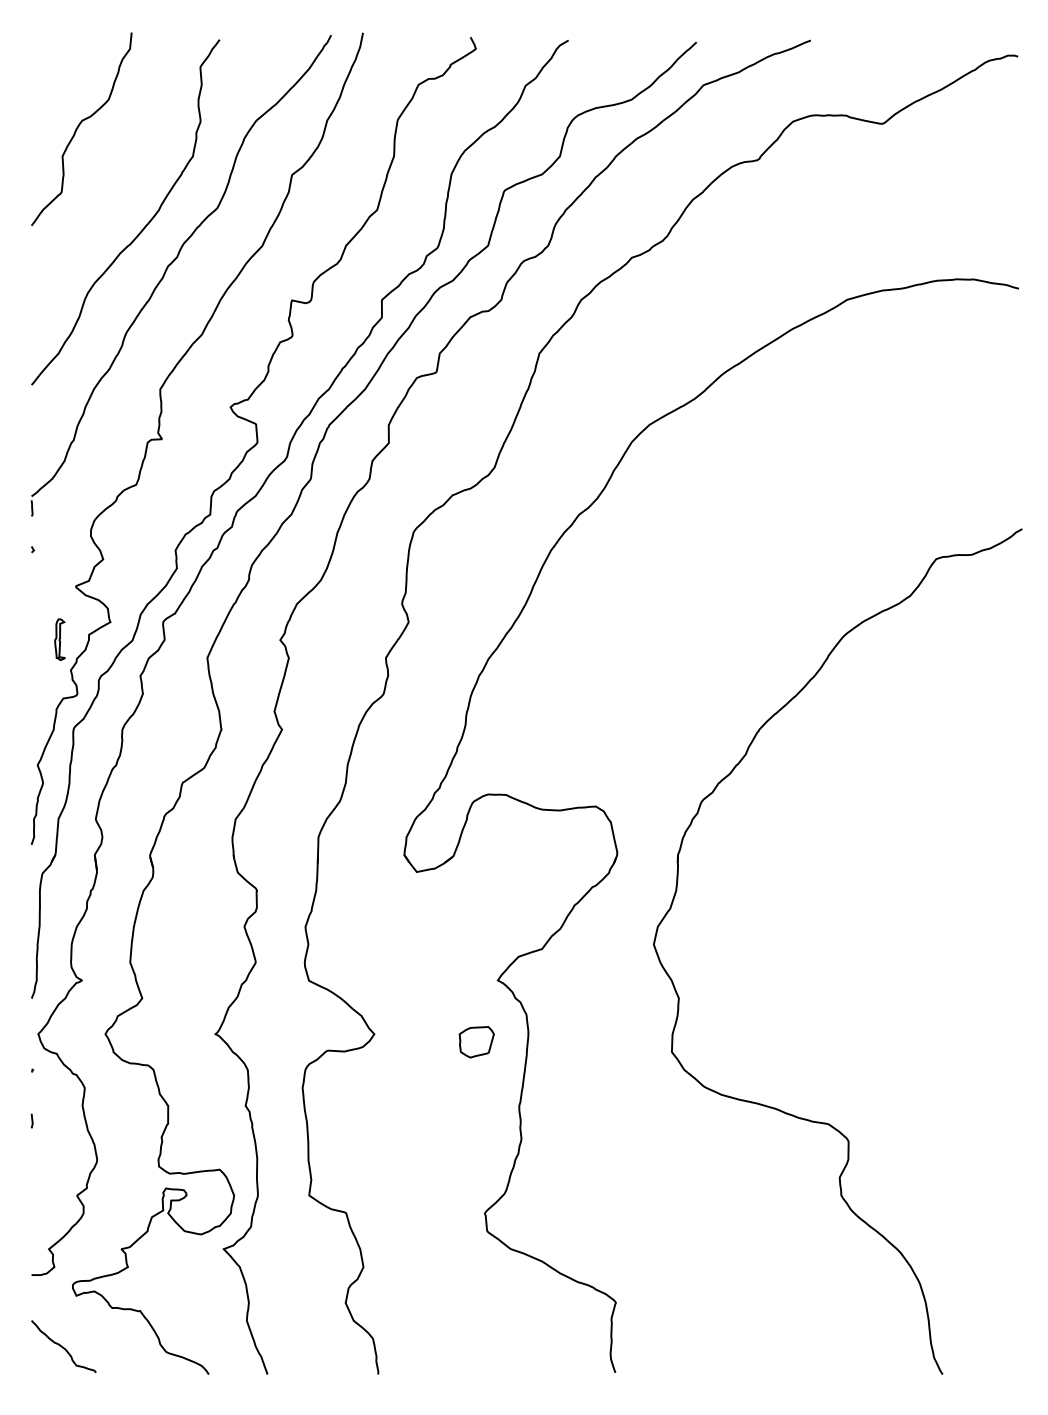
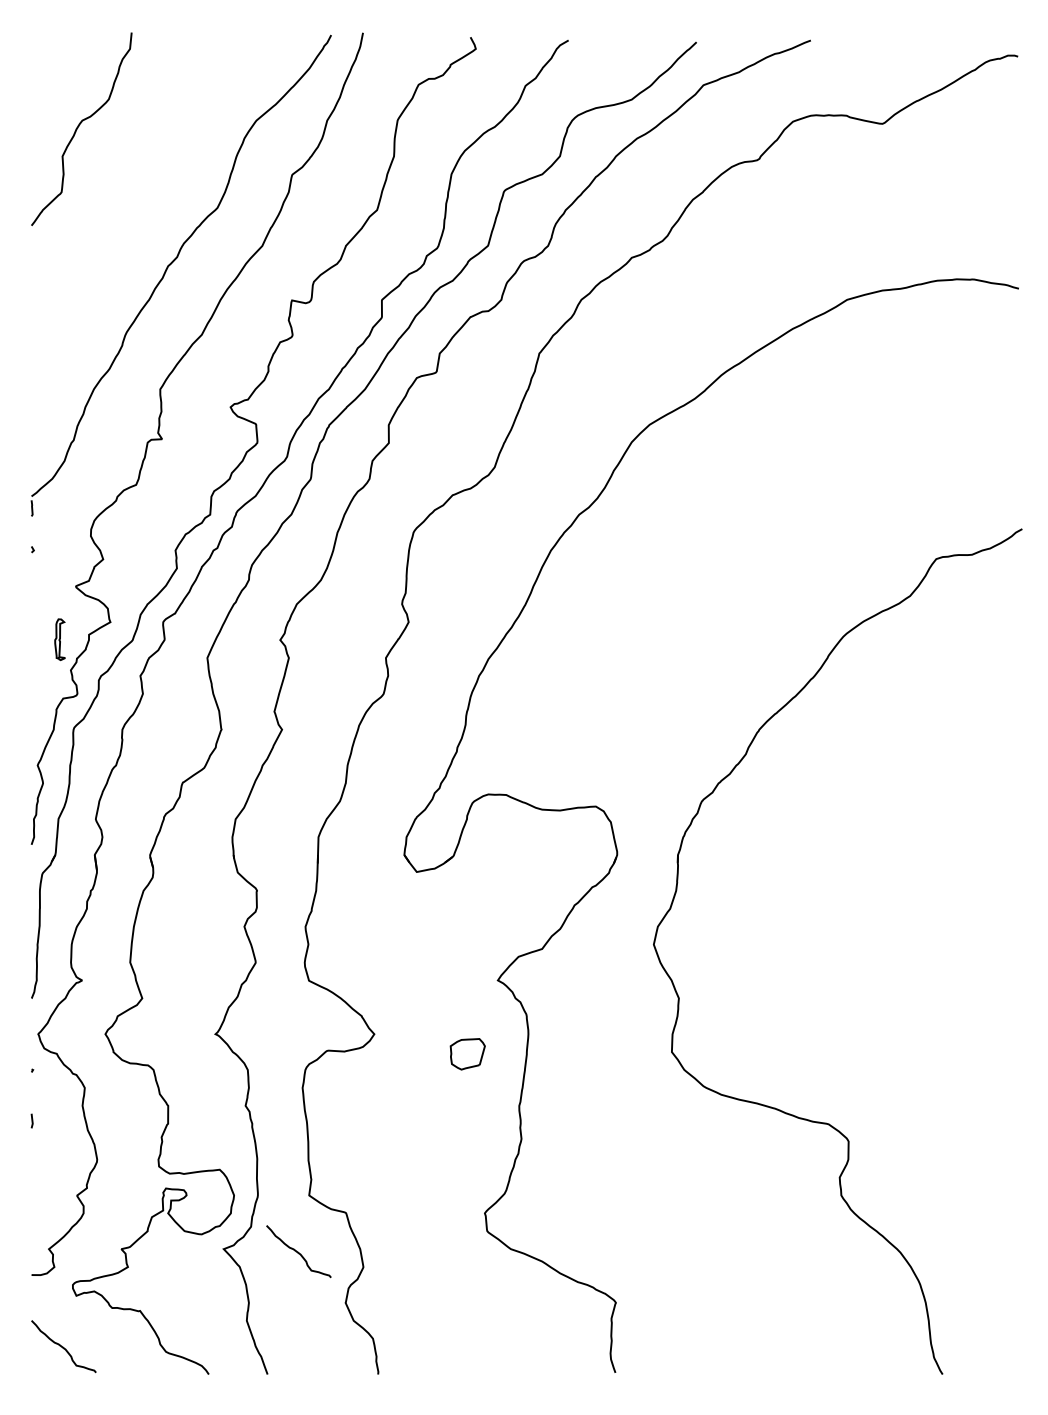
curve: present -> none (142, 228)
part position: (476, 1042) -> (467, 1054) (467, 1054)
curve: none -> present (298, 1251)
